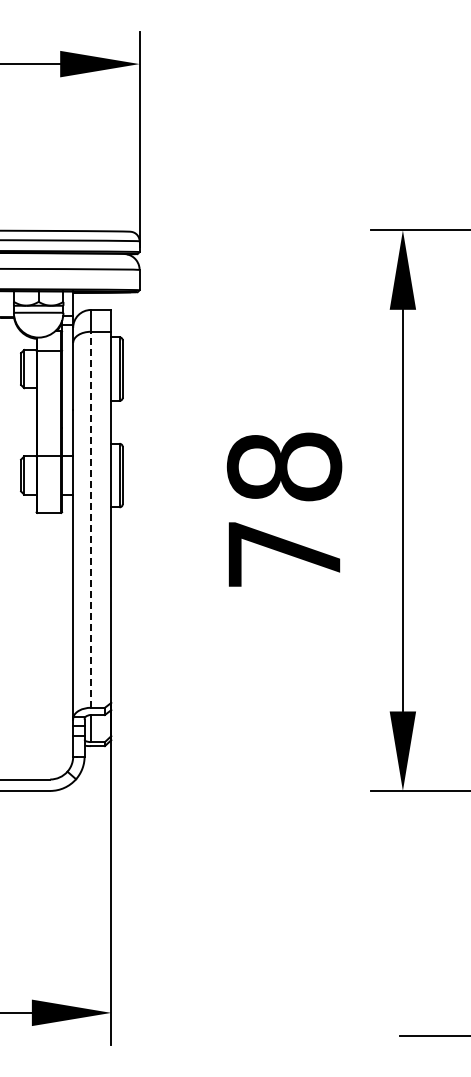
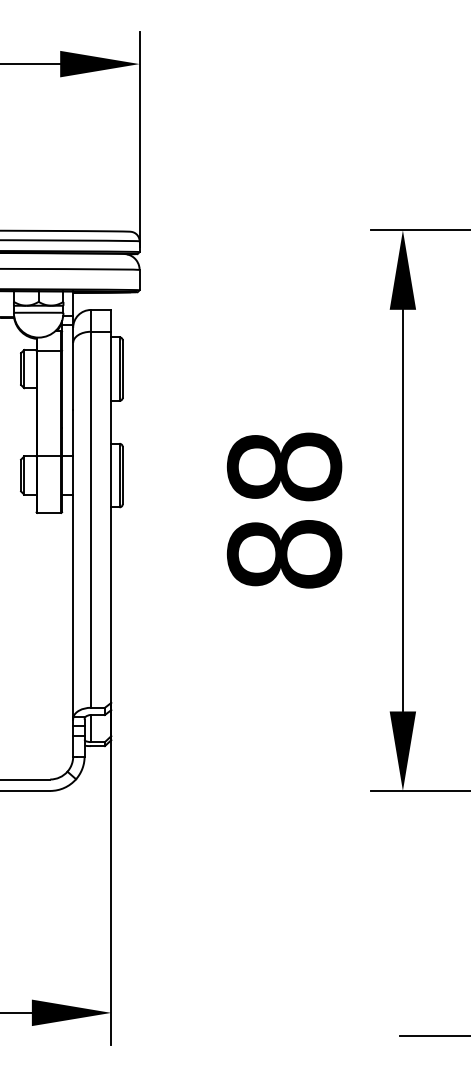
line: dashed -> solid (90, 519)
text: 78 -> 88 (284, 554)
